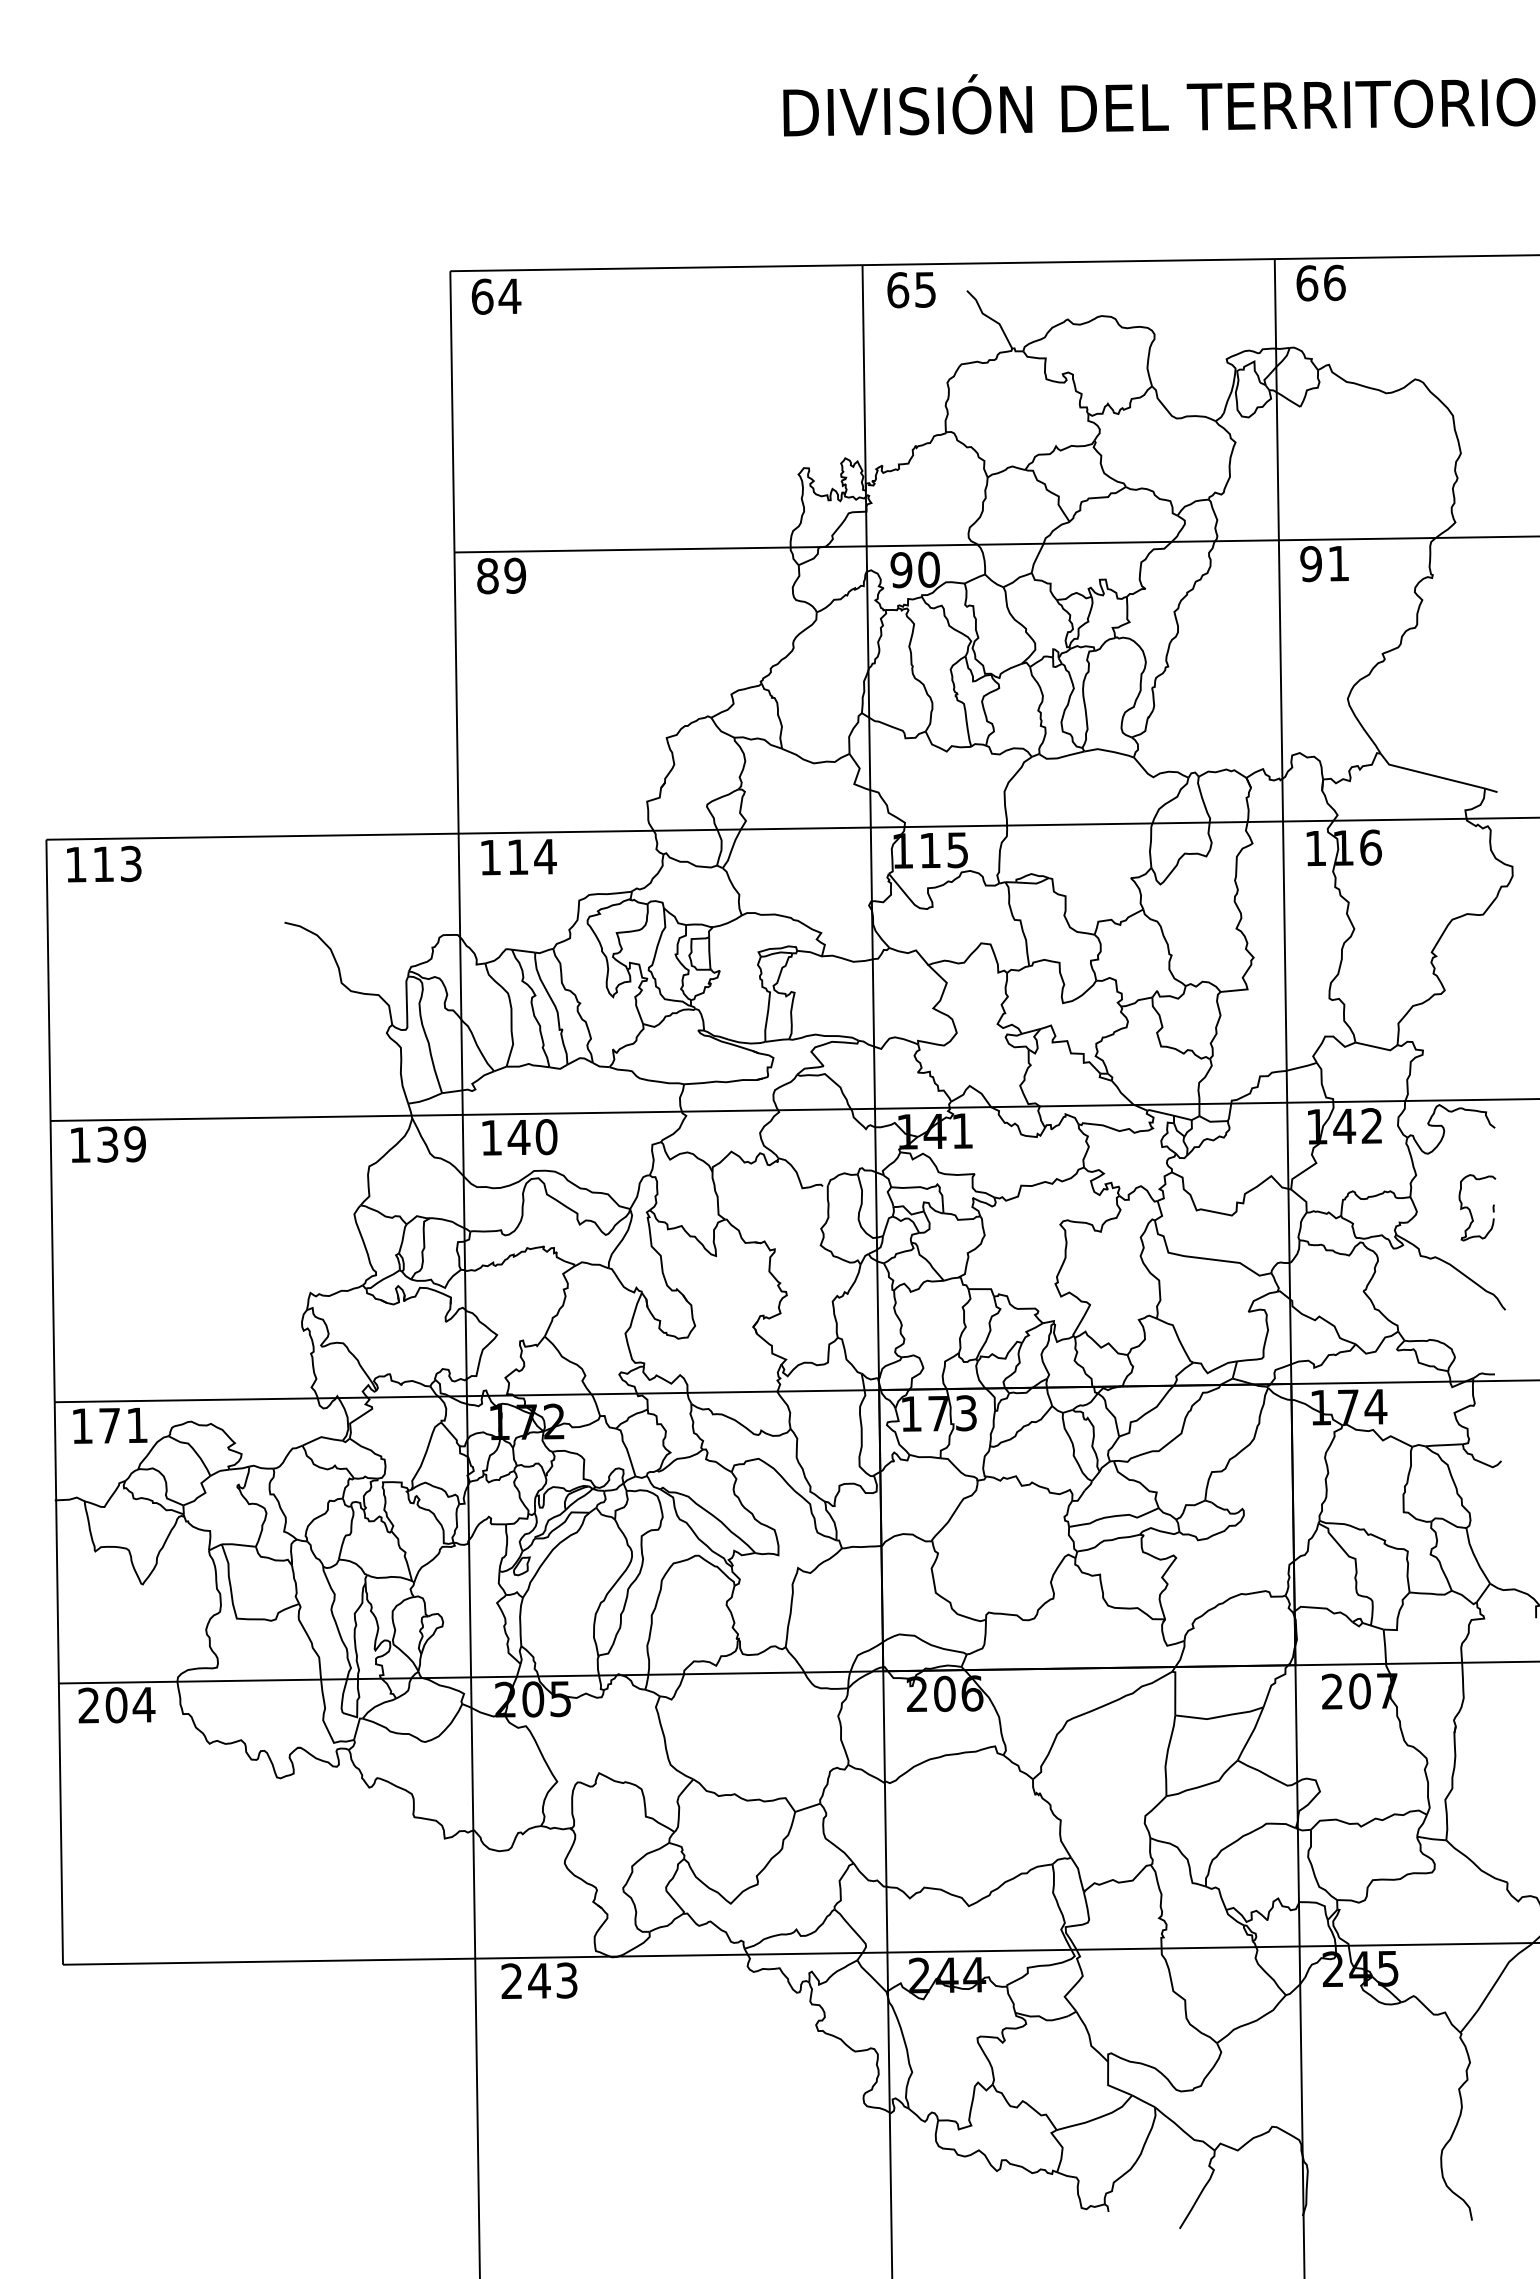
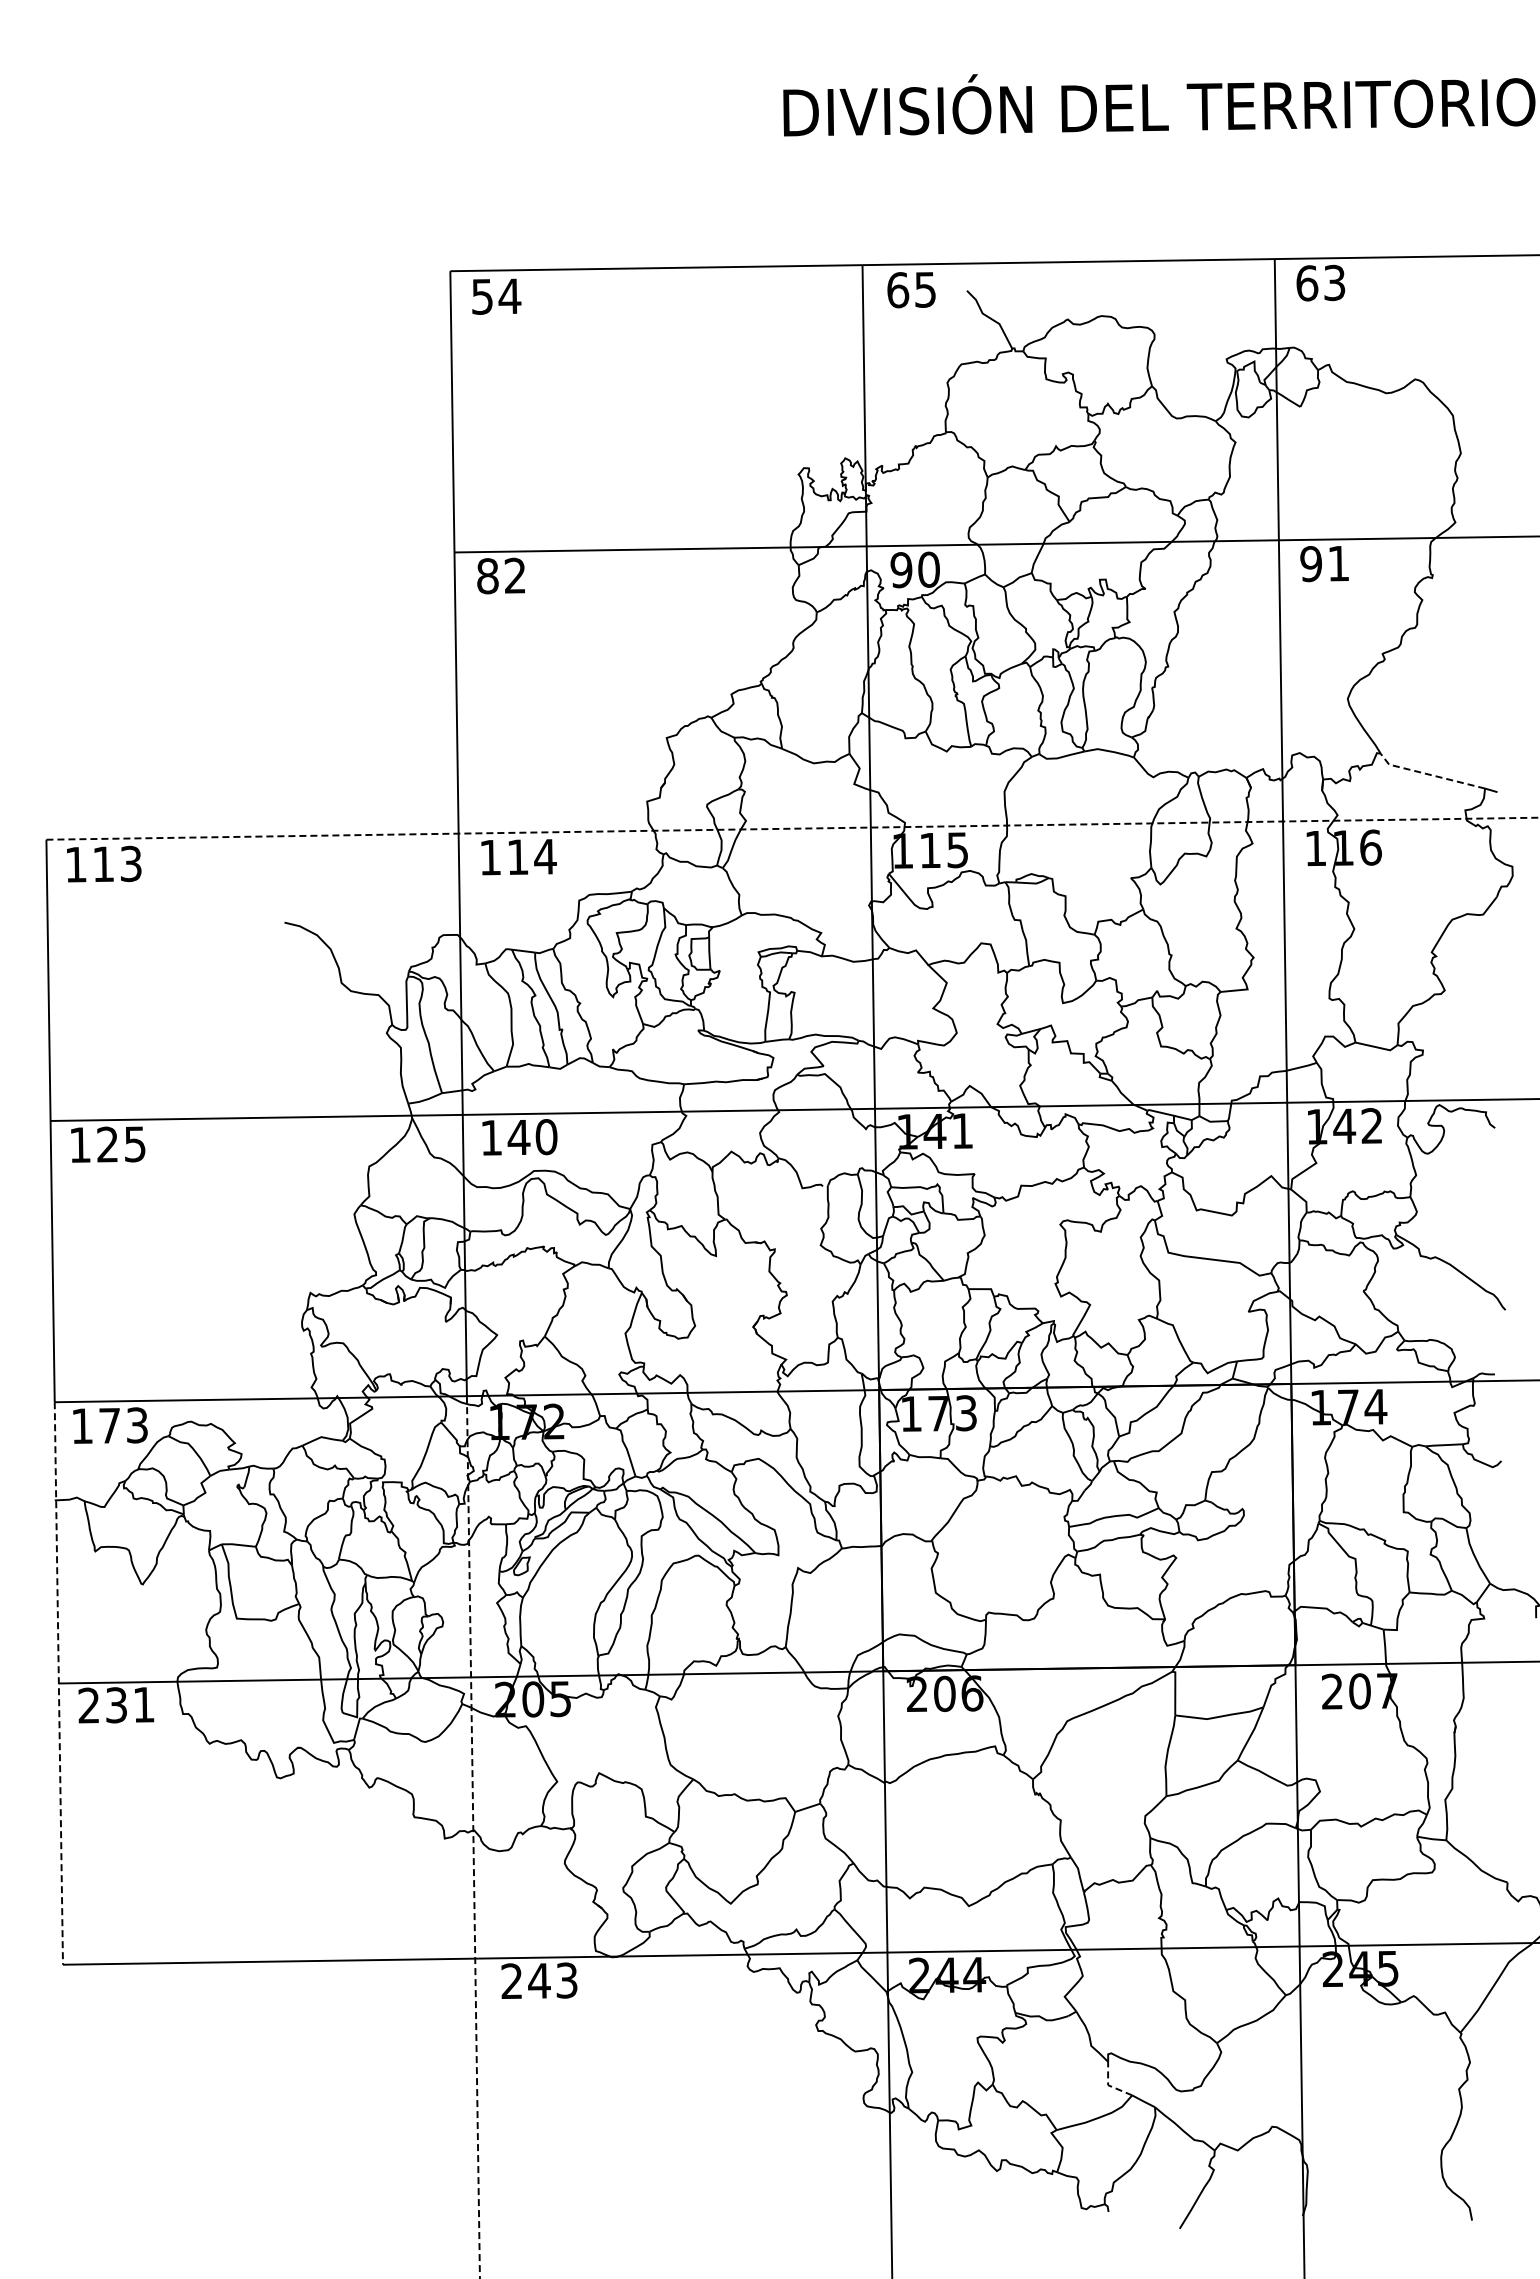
text: 66 -> 63 (1334, 282)
text: 64 -> 54 (482, 296)
text: 89 -> 82 (515, 575)
line: solid -> dashed (1429, 774)
line: solid -> dashed (793, 828)
text: 139 -> 125 (121, 1144)
part: present -> none (1471, 1211)
text: 171 -> 173 (137, 1425)
line: solid -> dashed (58, 1683)
text: 204 -> 231 (130, 1705)
line: solid -> dashed (473, 1837)
line: solid -> dashed (1108, 2085)
